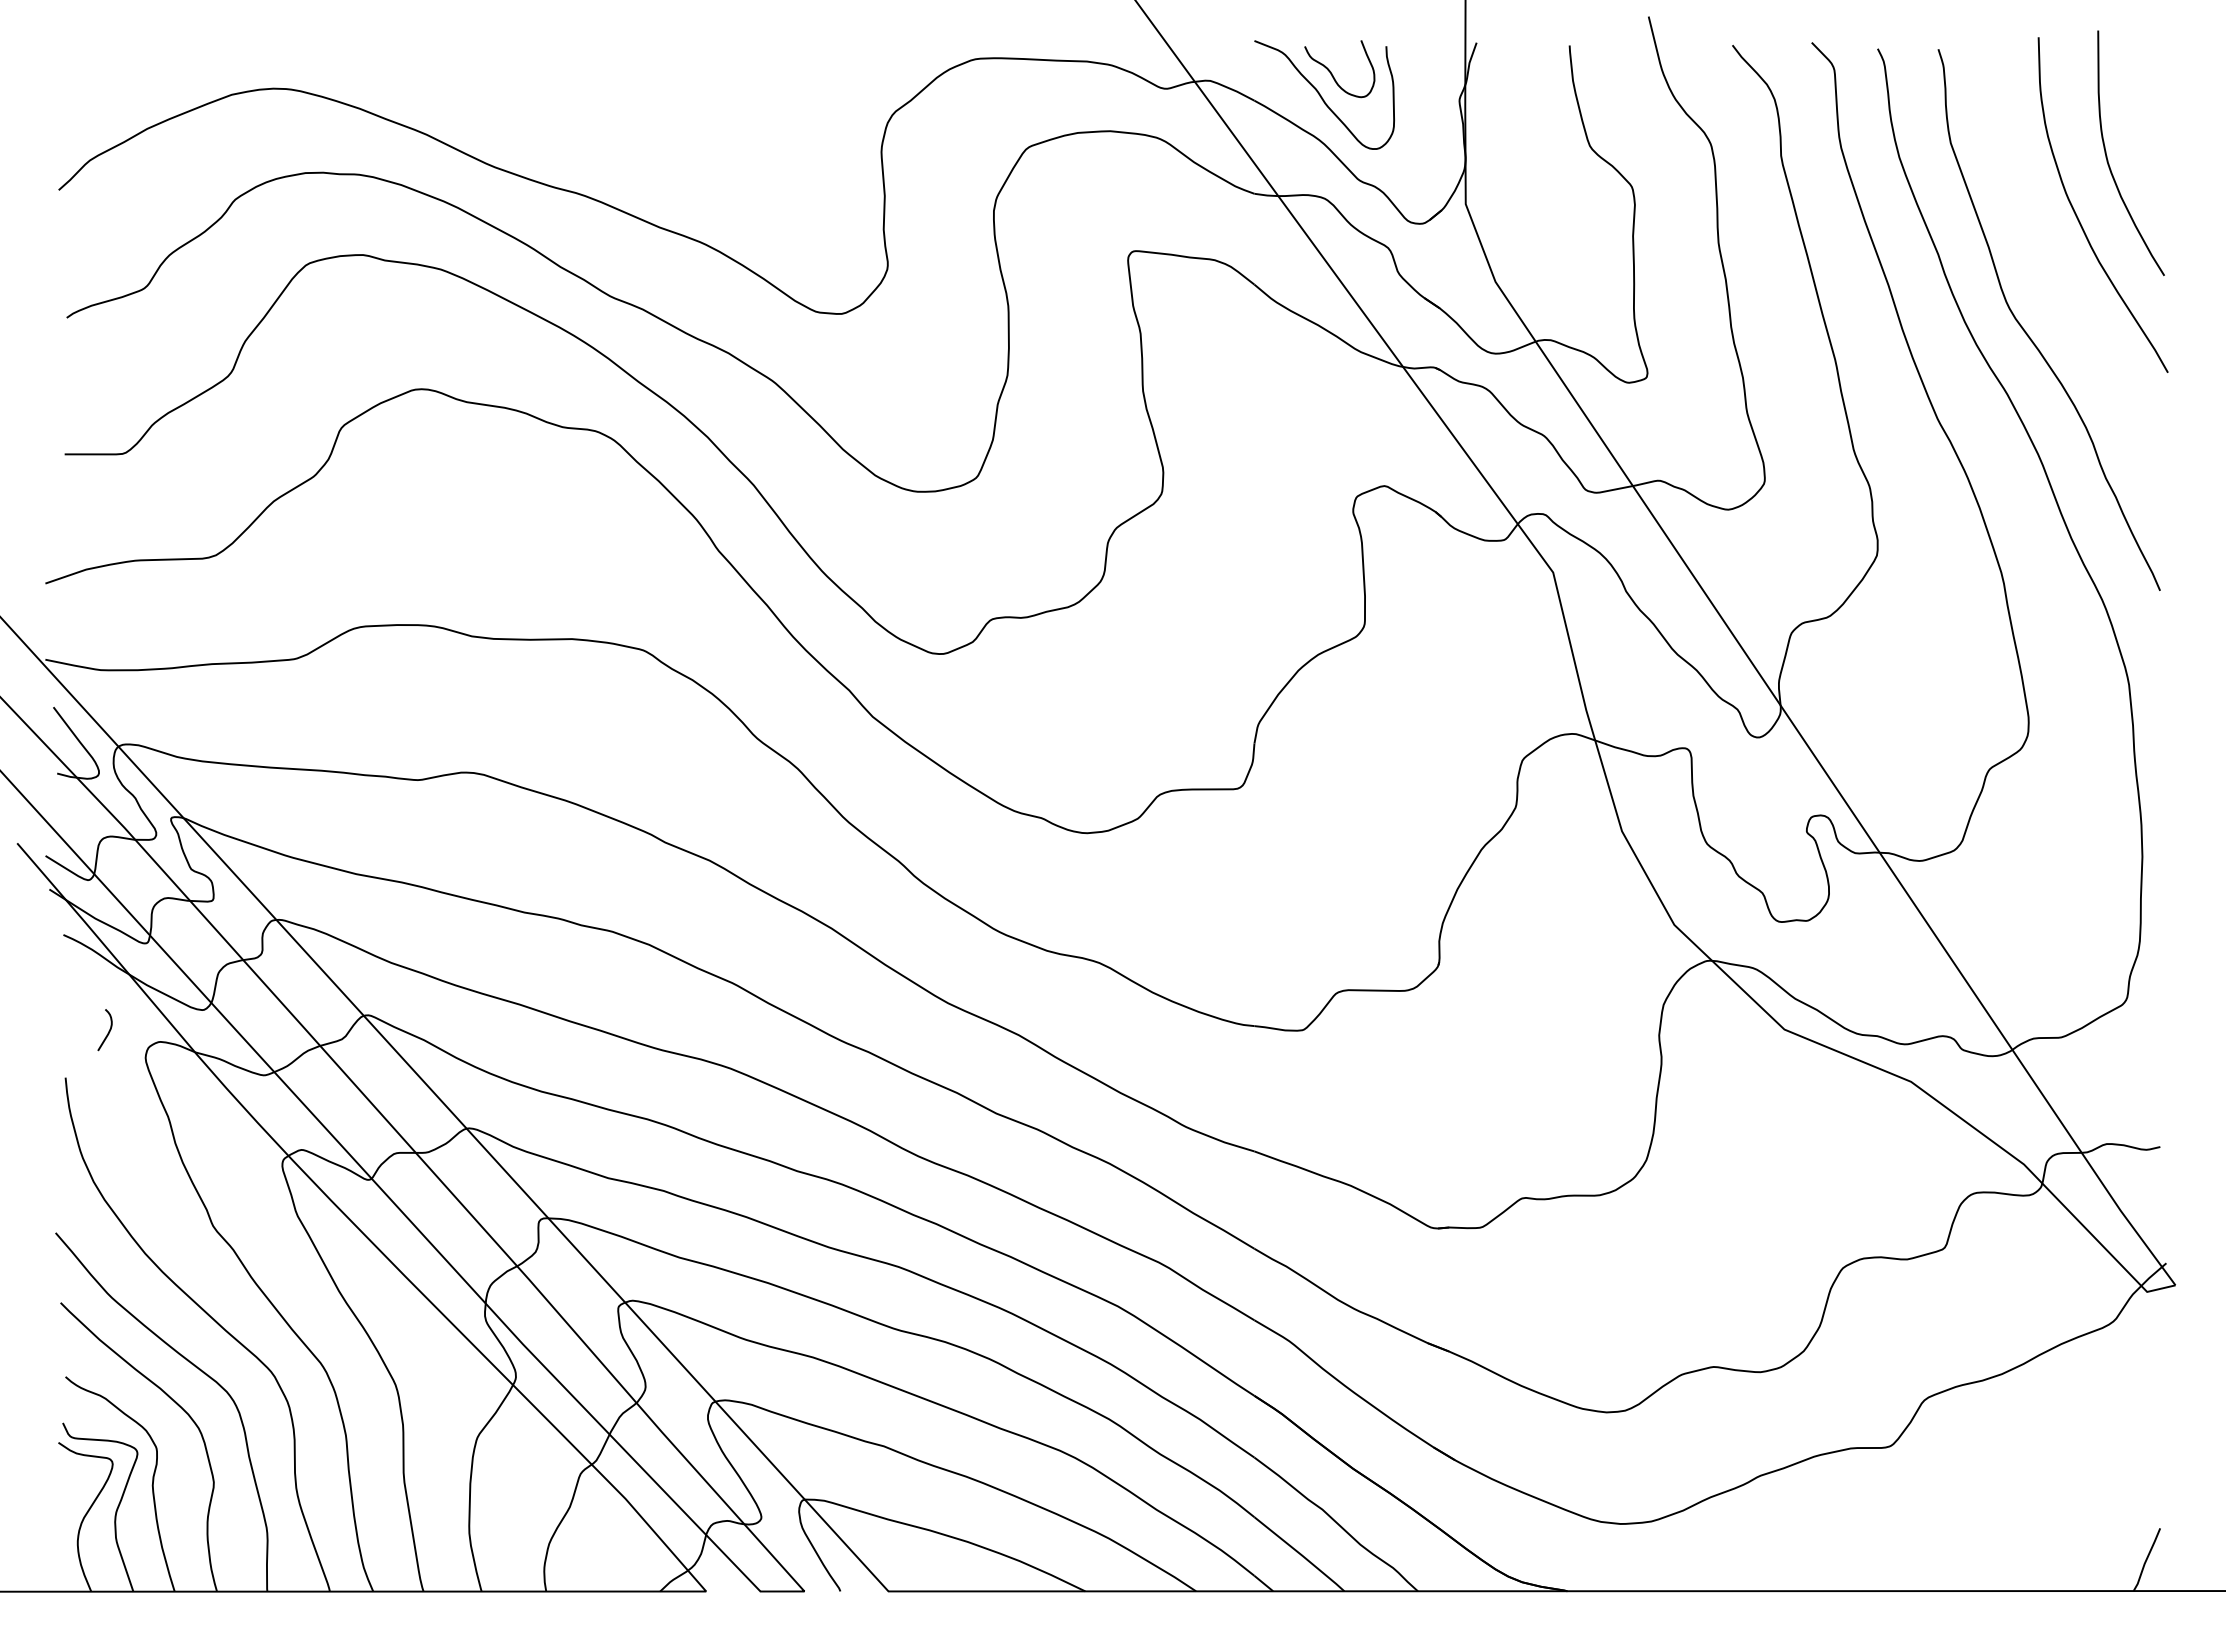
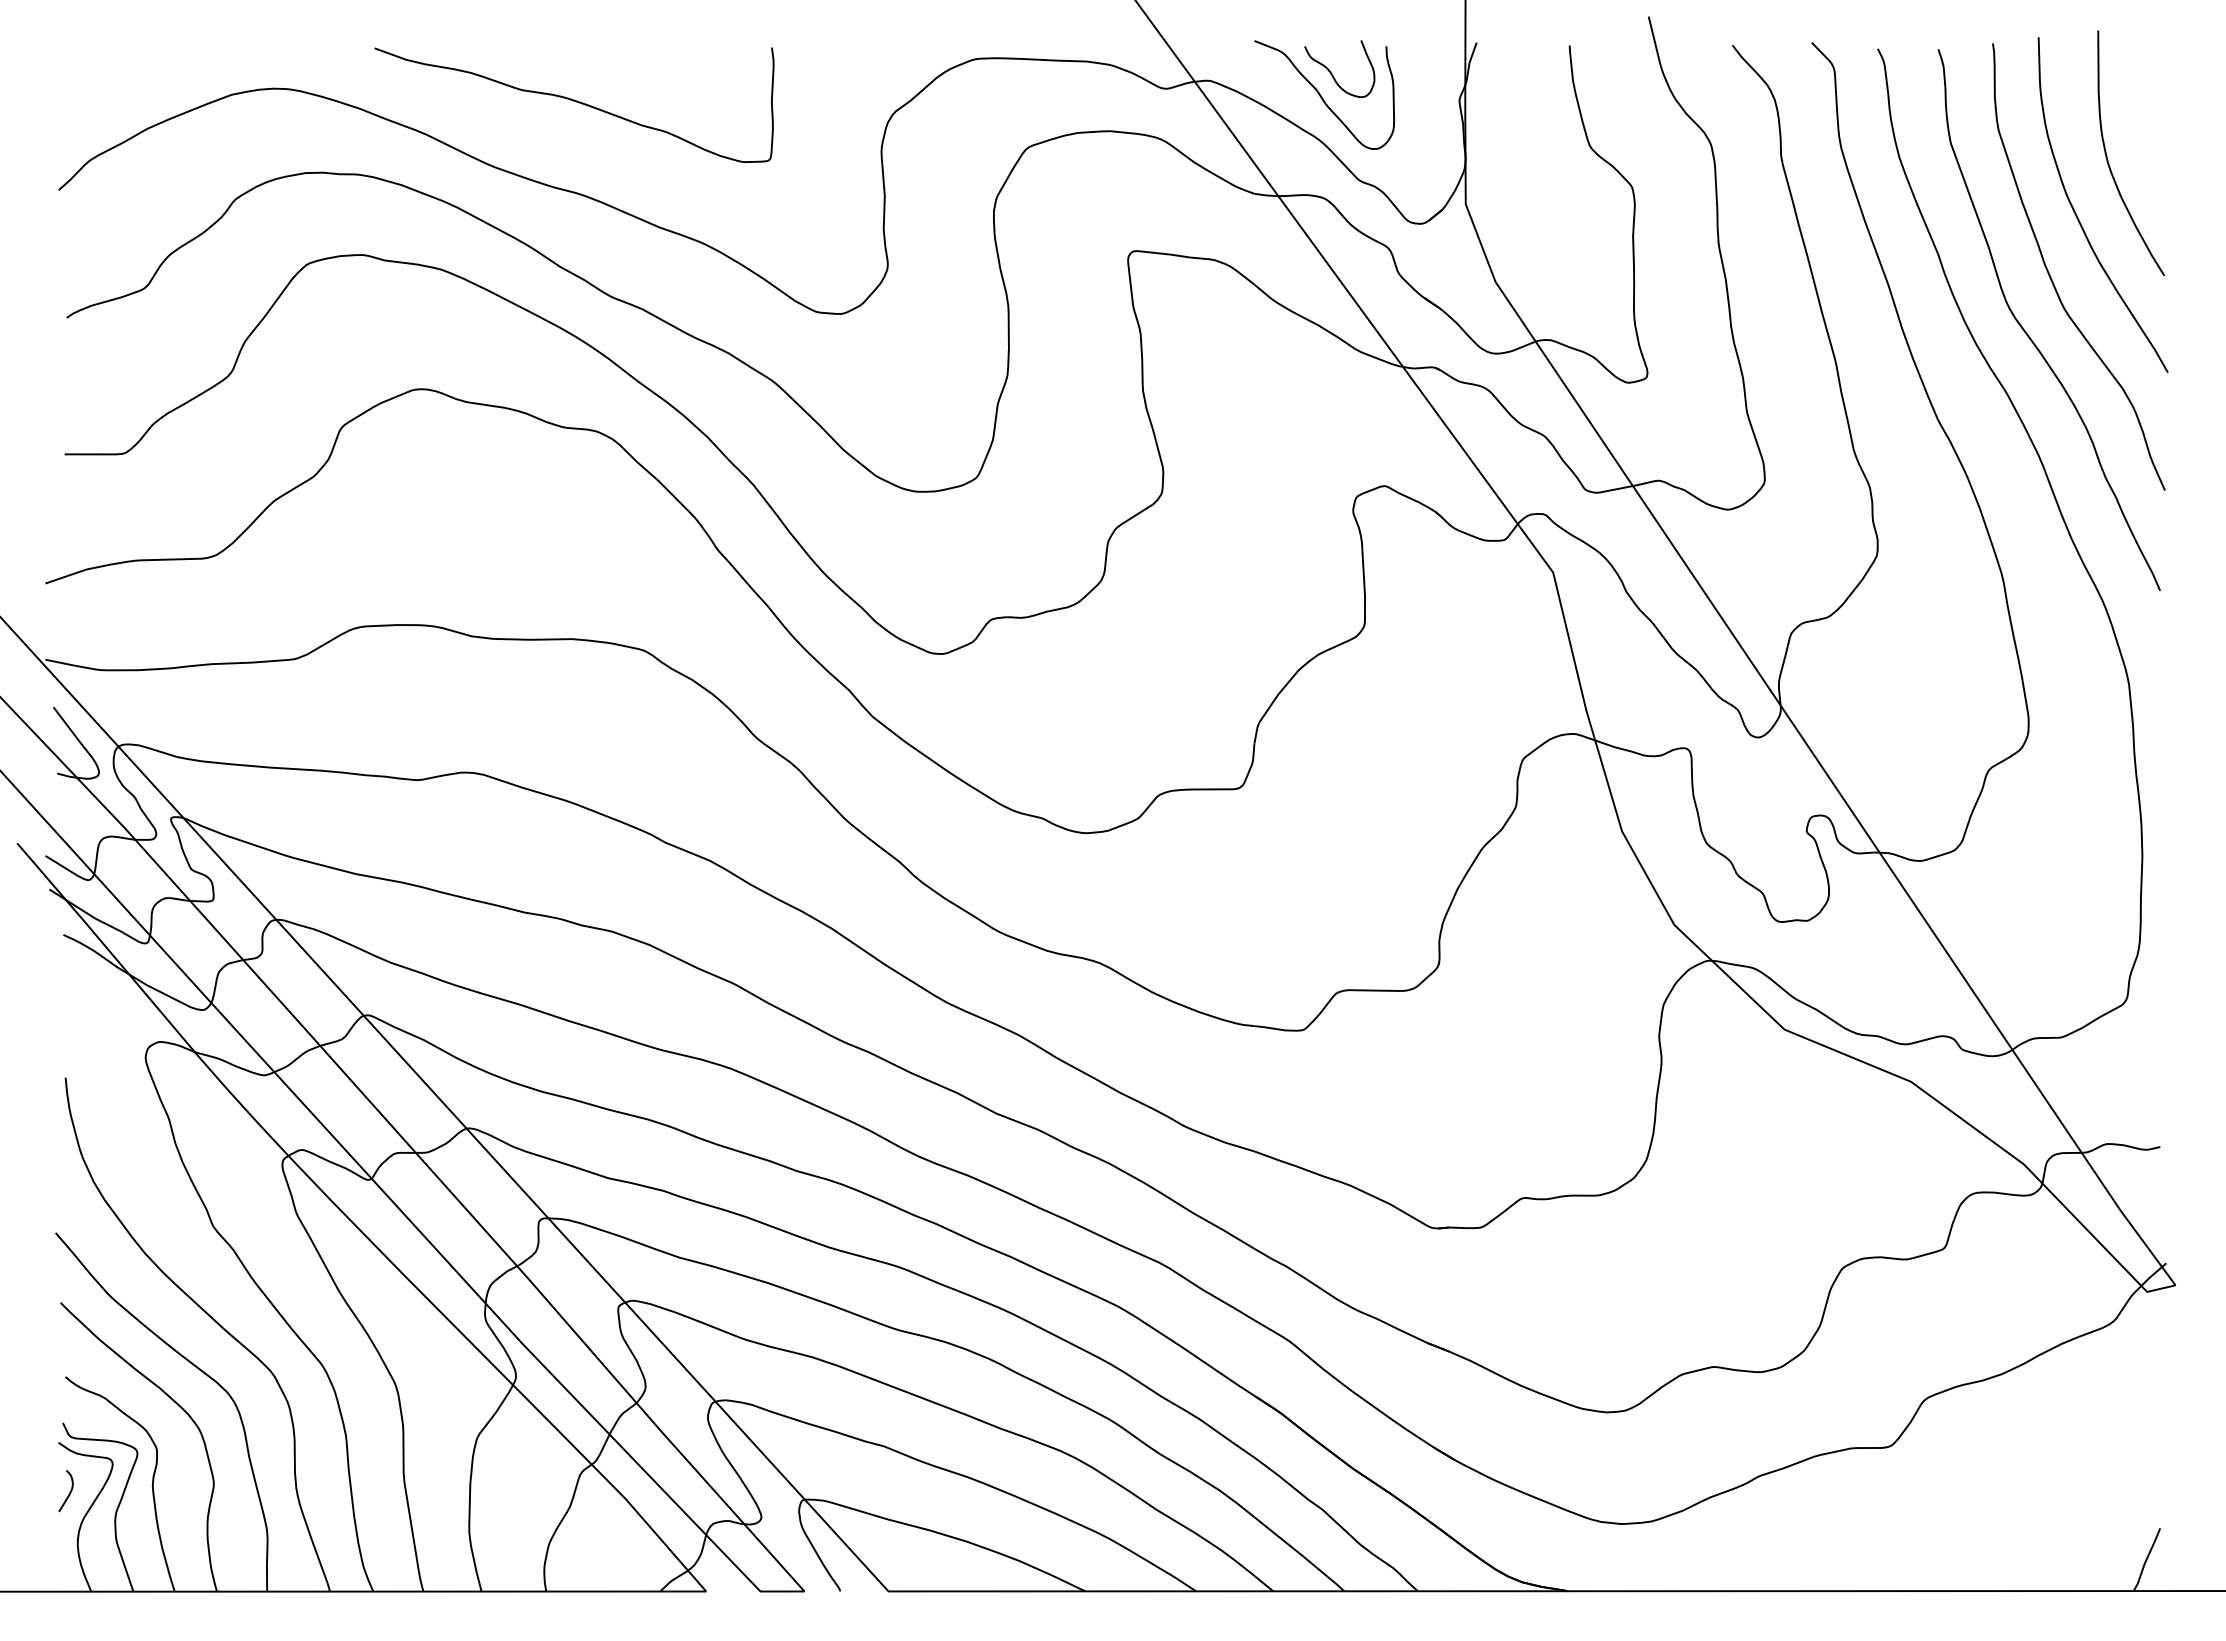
curve: none -> present (576, 102)
curve: none -> present (2052, 279)
curve position: (108, 1031) -> (69, 1492) (69, 1492)
